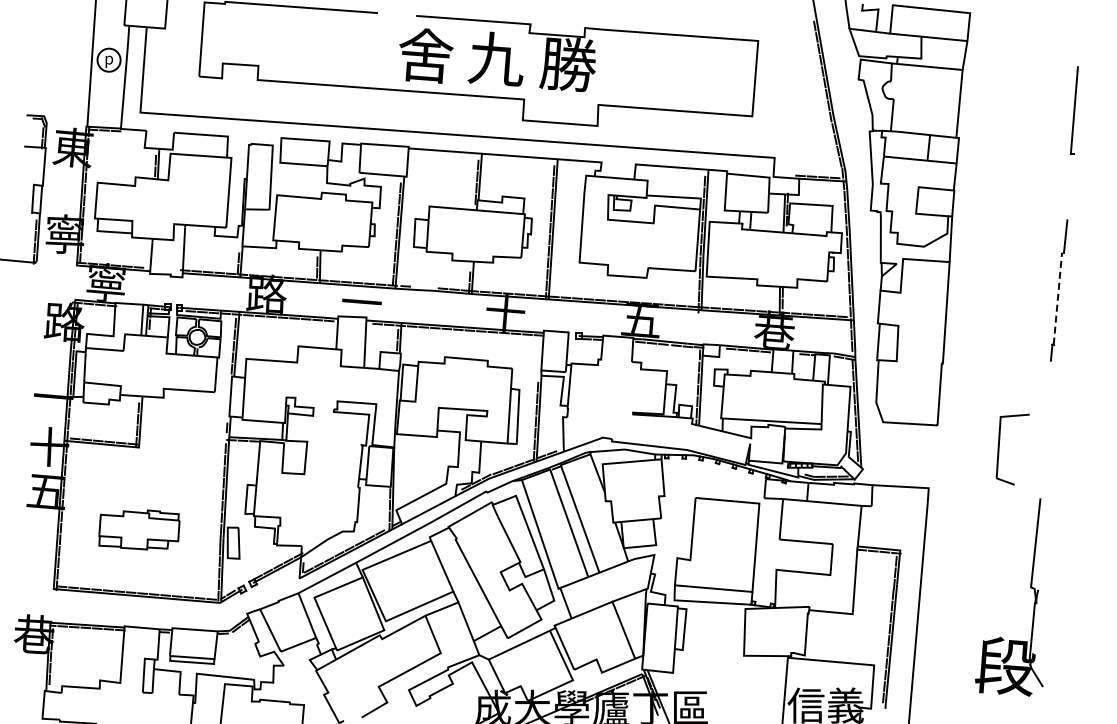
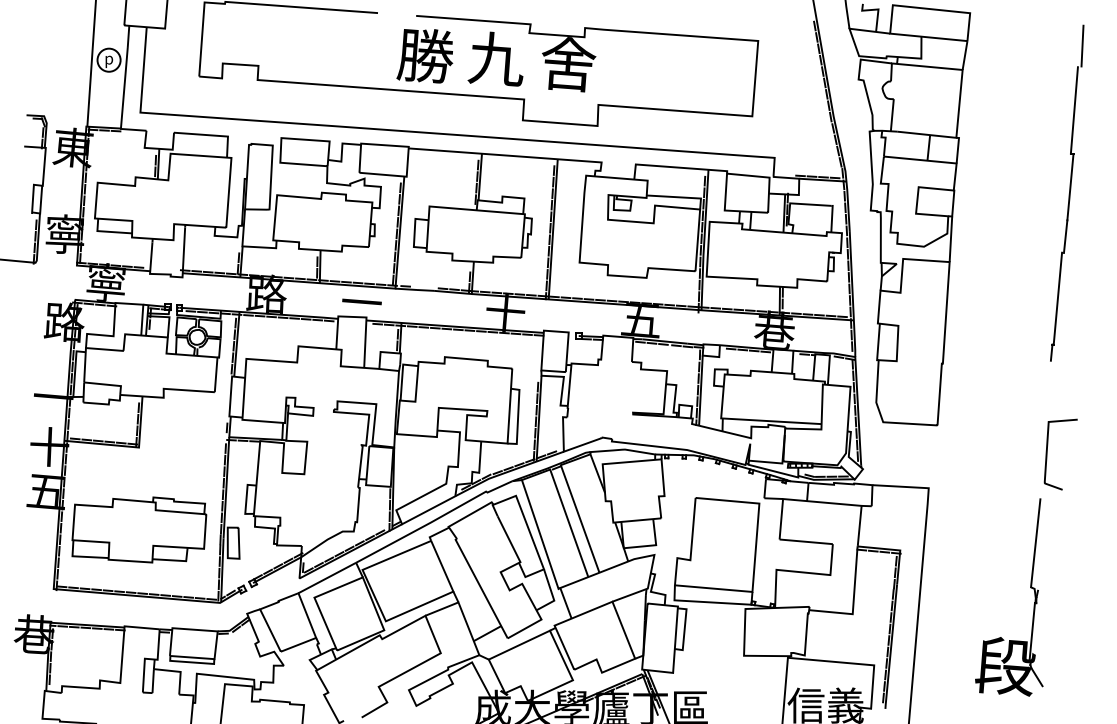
line: none -> present (1082, 45)
text: 舍 -> 勝 (424, 55)
text: 勝 -> 舍 (567, 64)
line: none -> present (1070, 187)
line: dashed -> solid (1057, 298)
curve position: (999, 449) -> (1047, 454) (1047, 454)
part size: 83x42 px -> 137x68 px (139, 529)
